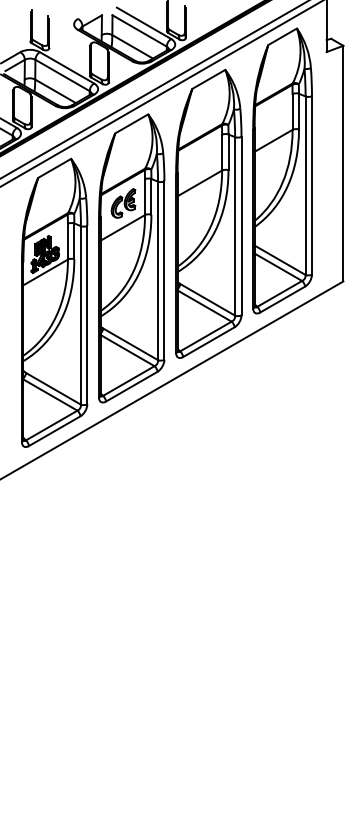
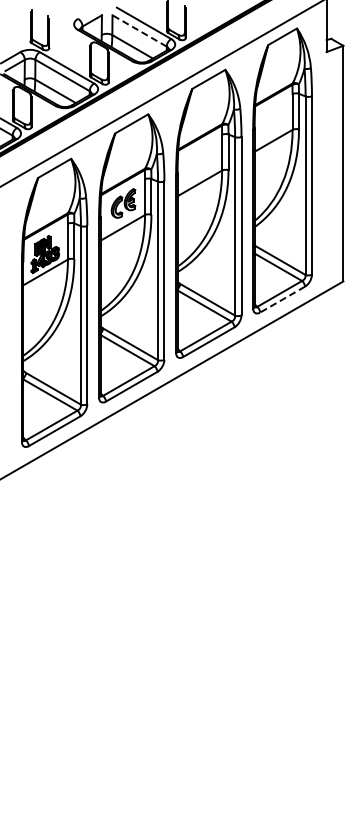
line: solid -> dashed (139, 30)
line: present -> none (153, 89)
line: solid -> dashed (282, 299)
